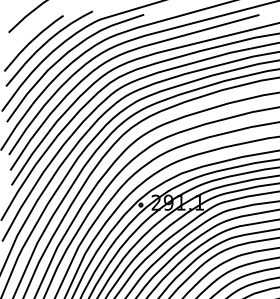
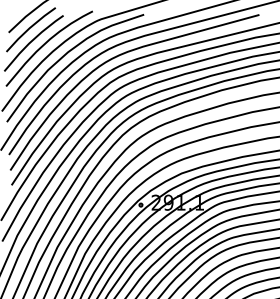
line: none -> present (30, 28)
